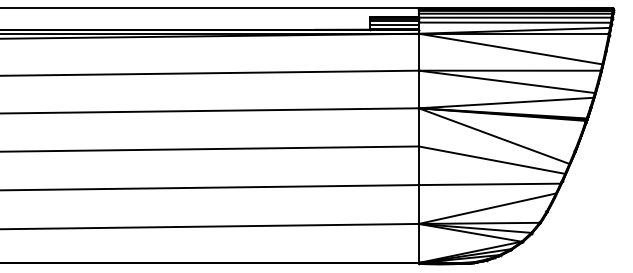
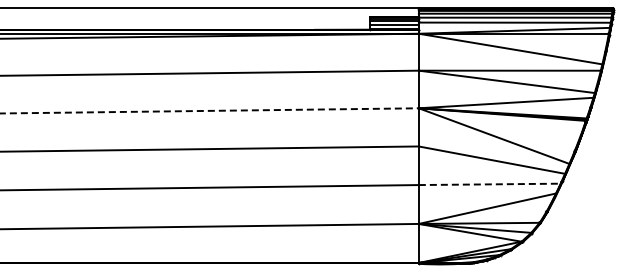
line: solid -> dashed (209, 110)
line: solid -> dashed (489, 184)
